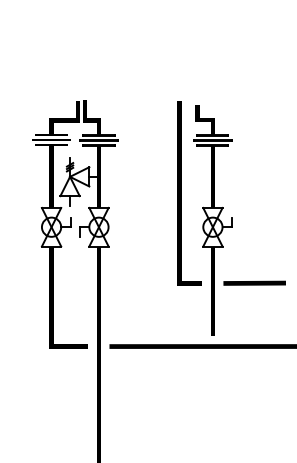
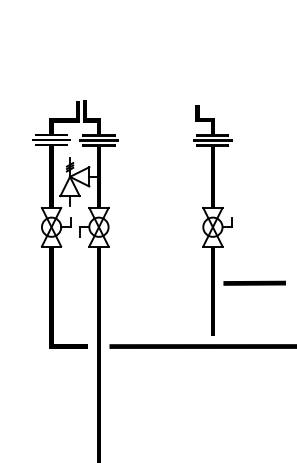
line: present -> none (181, 193)
